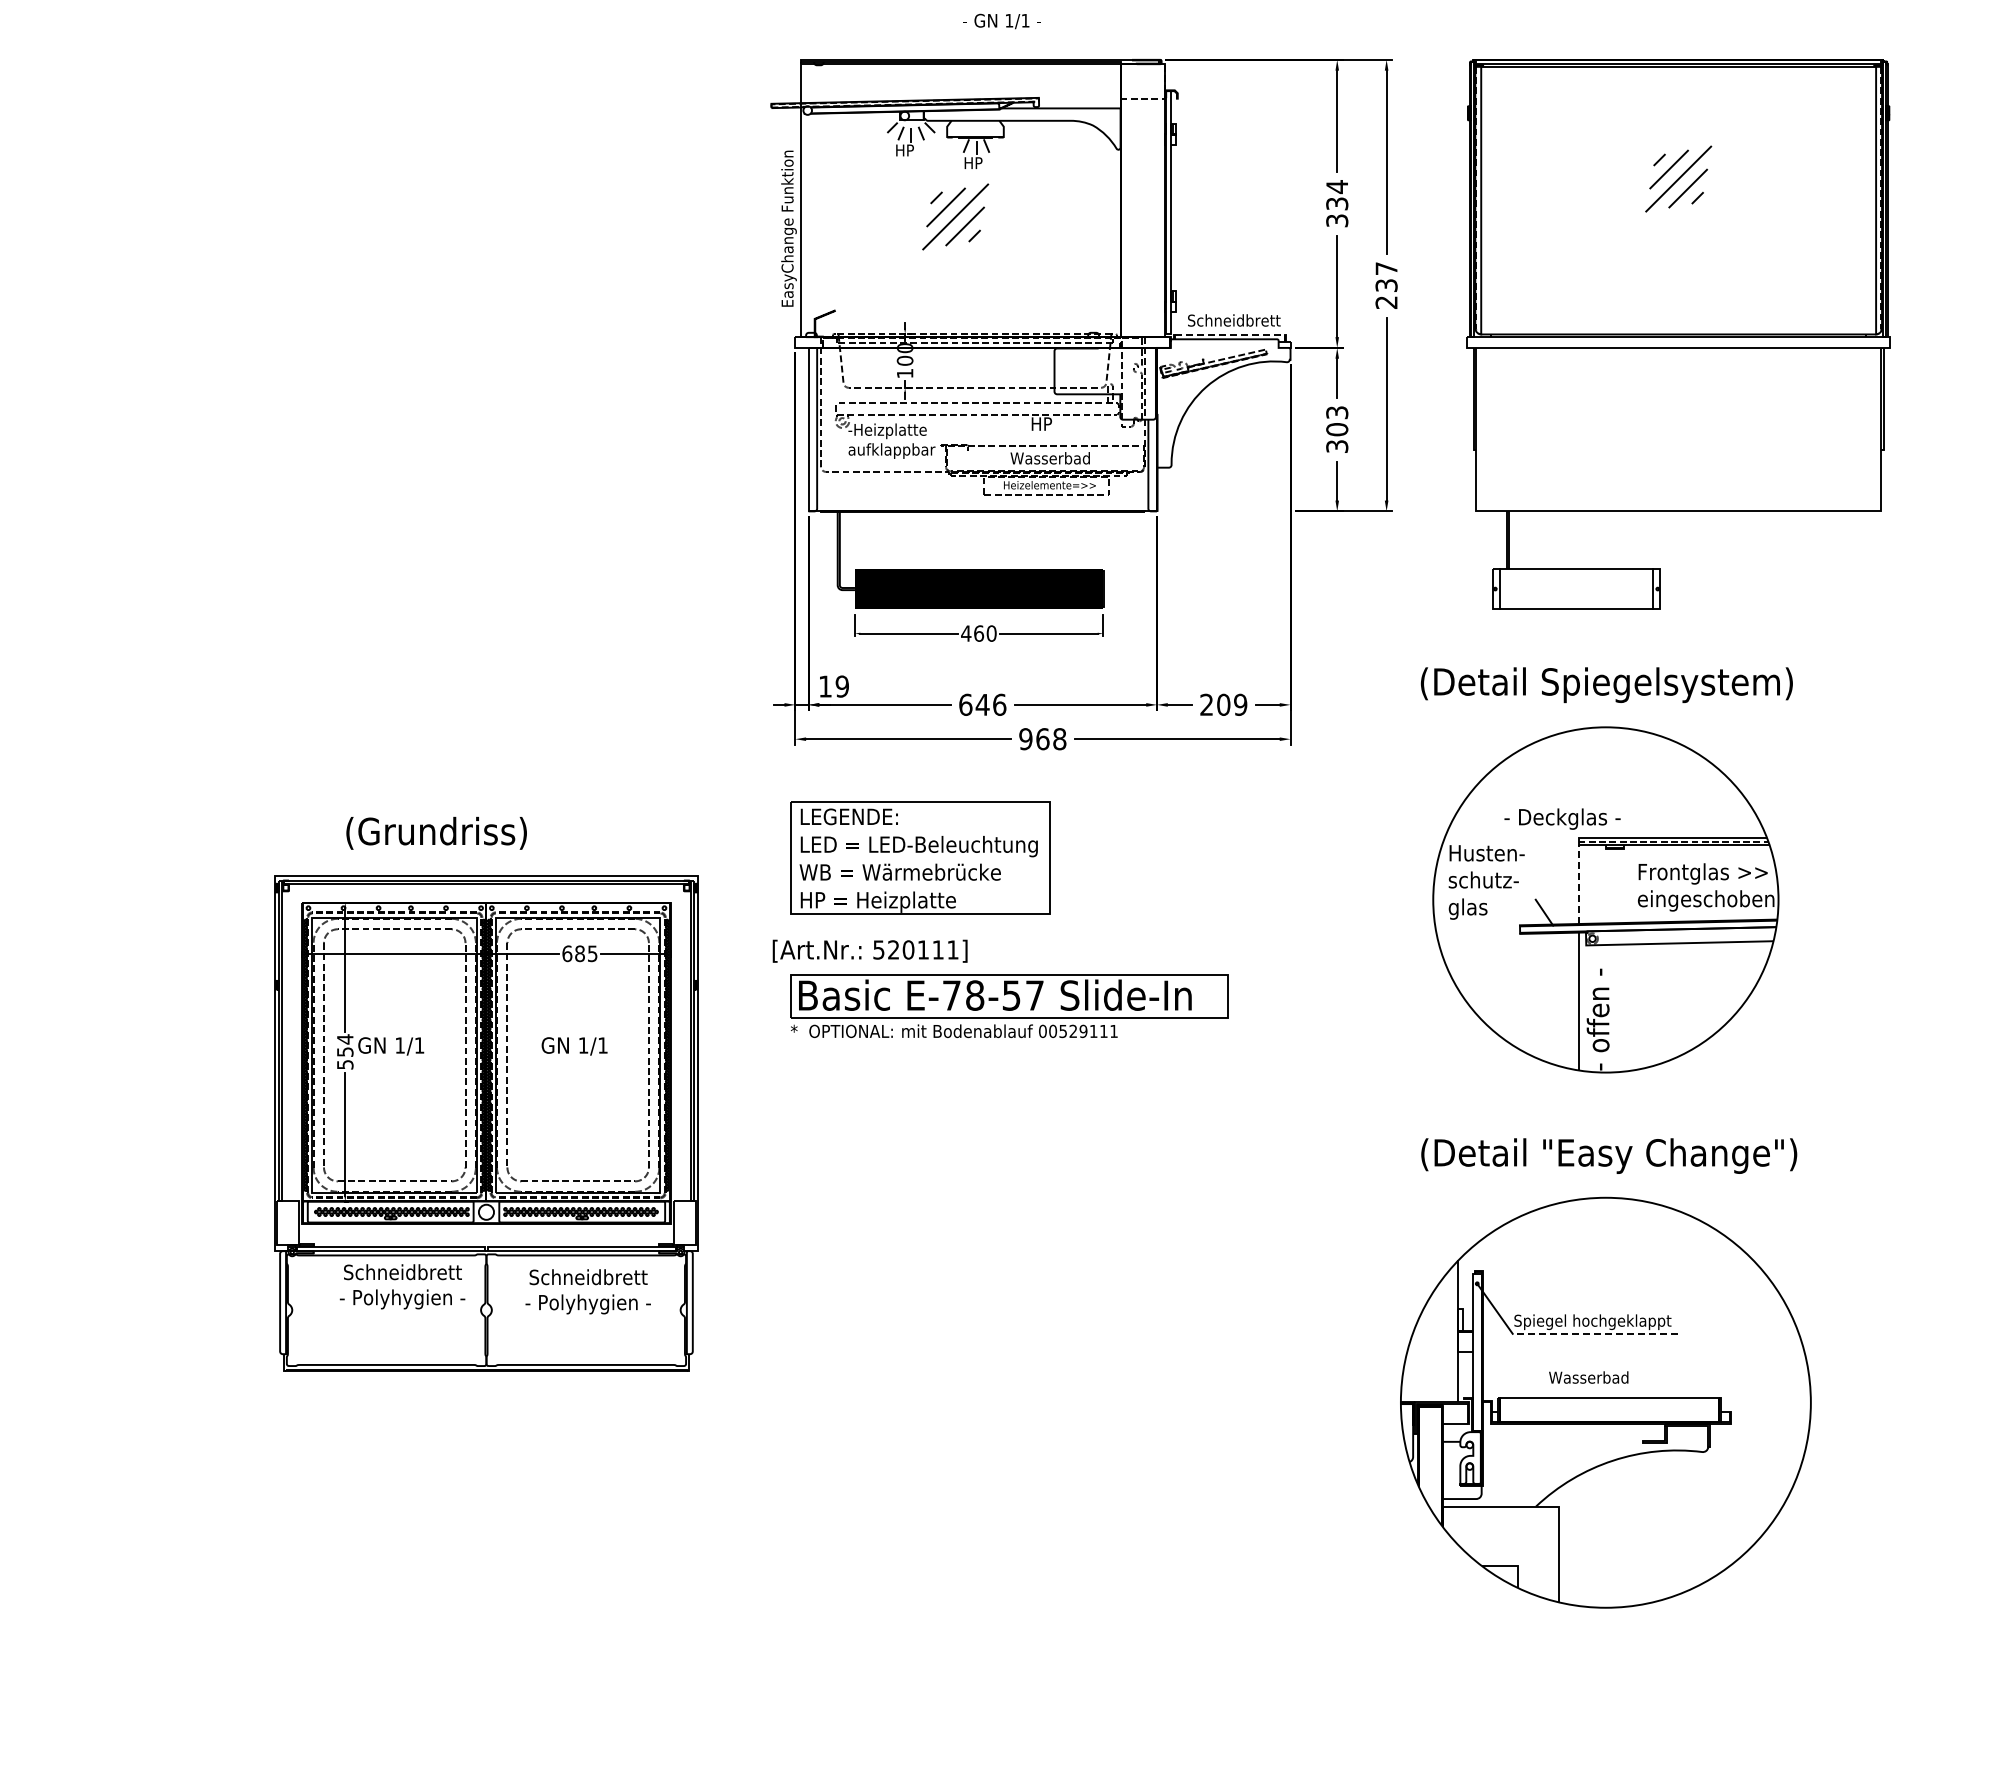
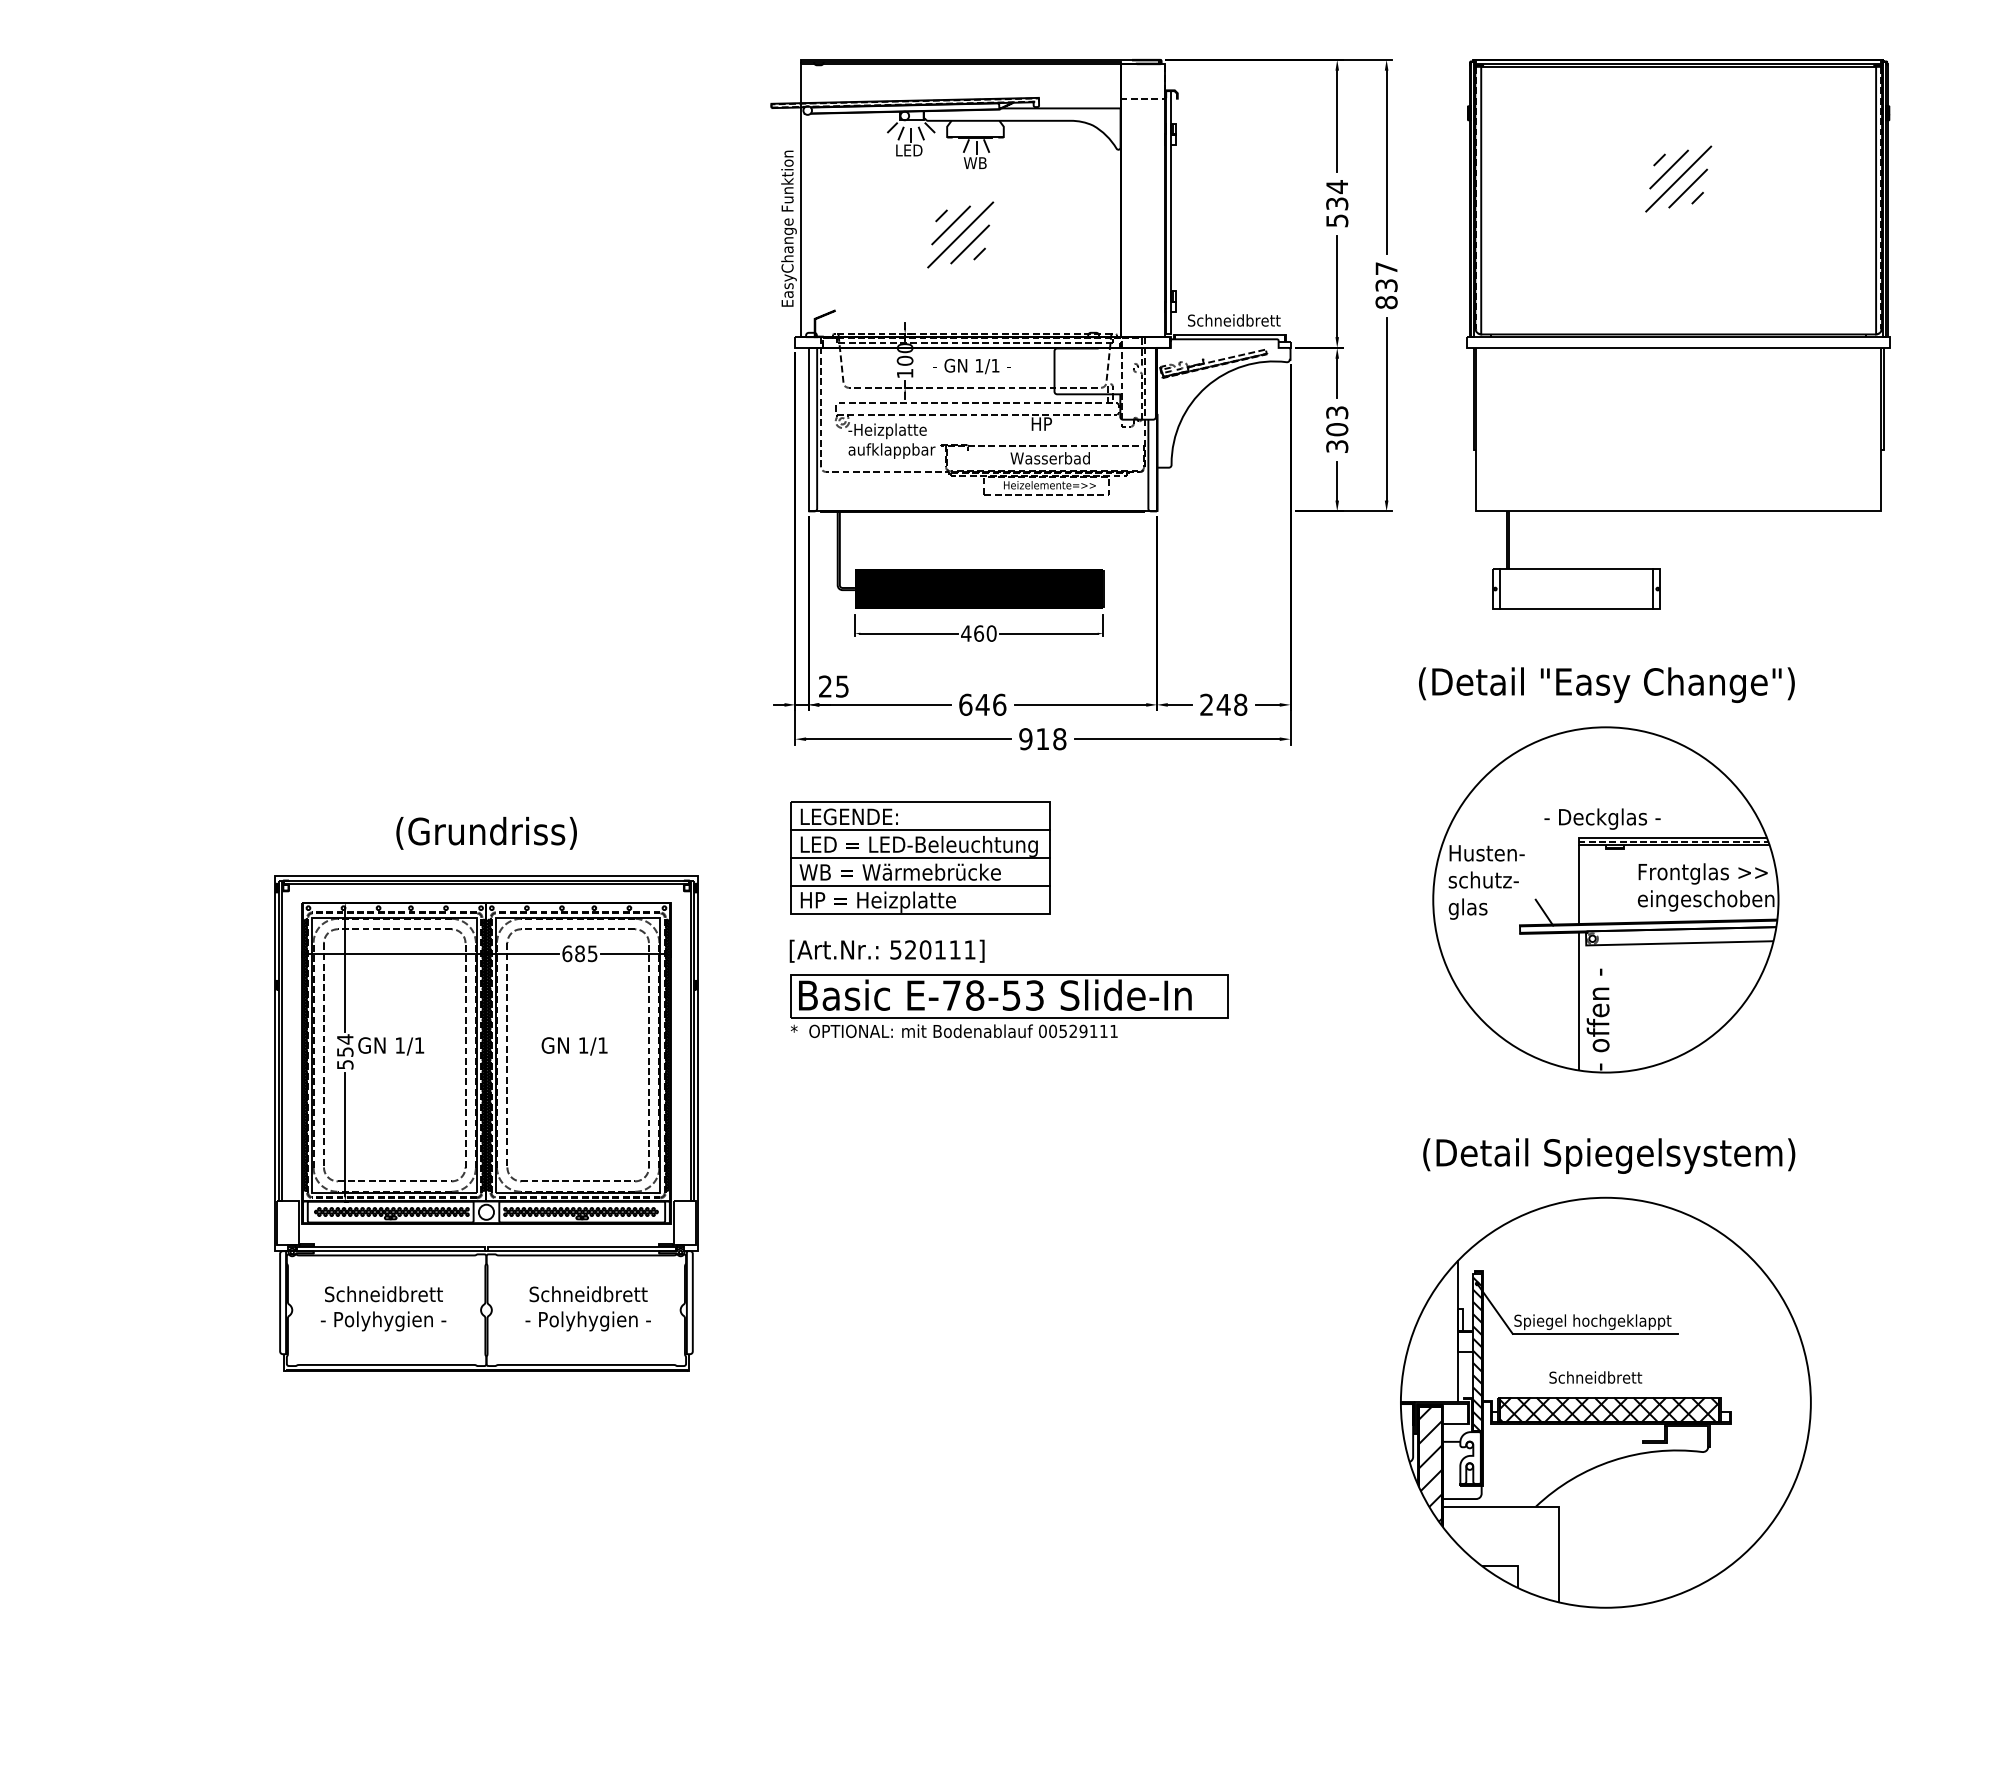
text position: (1001, 21) -> (971, 366) (971, 366)
text: HP -> LED (909, 150)
text: HP -> WB (974, 163)
part position: (955, 216) -> (960, 234) (960, 234)
text: 334 -> 534 (1336, 220)
text: 237 -> 837 (1386, 302)
line: dashed -> solid (1230, 334)
text: (Detail Spiegelsystem) -> (Detail "Easy Change") (1606, 685)
text: 19 -> 25 (833, 686)
text: 209 -> 248 (1231, 704)
text: 968 -> 918 (1042, 739)
text position: (1562, 818) -> (1602, 818) (1602, 818)
line: none -> present (920, 830)
text position: (436, 832) -> (486, 832) (486, 832)
line: none -> present (920, 858)
line: dashed -> solid (1578, 884)
line: none -> present (920, 886)
text position: (869, 950) -> (886, 950) (886, 950)
text: E-78-57 -> E-78-53 (1034, 995)
text: (Detail "Easy Change") -> (Detail Spiegelsystem) (1609, 1155)
text position: (402, 1286) -> (383, 1308) (383, 1308)
text position: (587, 1291) -> (587, 1308) (587, 1308)
line: dashed -> solid (1595, 1333)
hatch: none -> present (1477, 1352)
text: Wasserbad -> Schneidbrett (1595, 1377)
hatch: none -> present (1609, 1409)
hatch: none -> present (1430, 1464)
